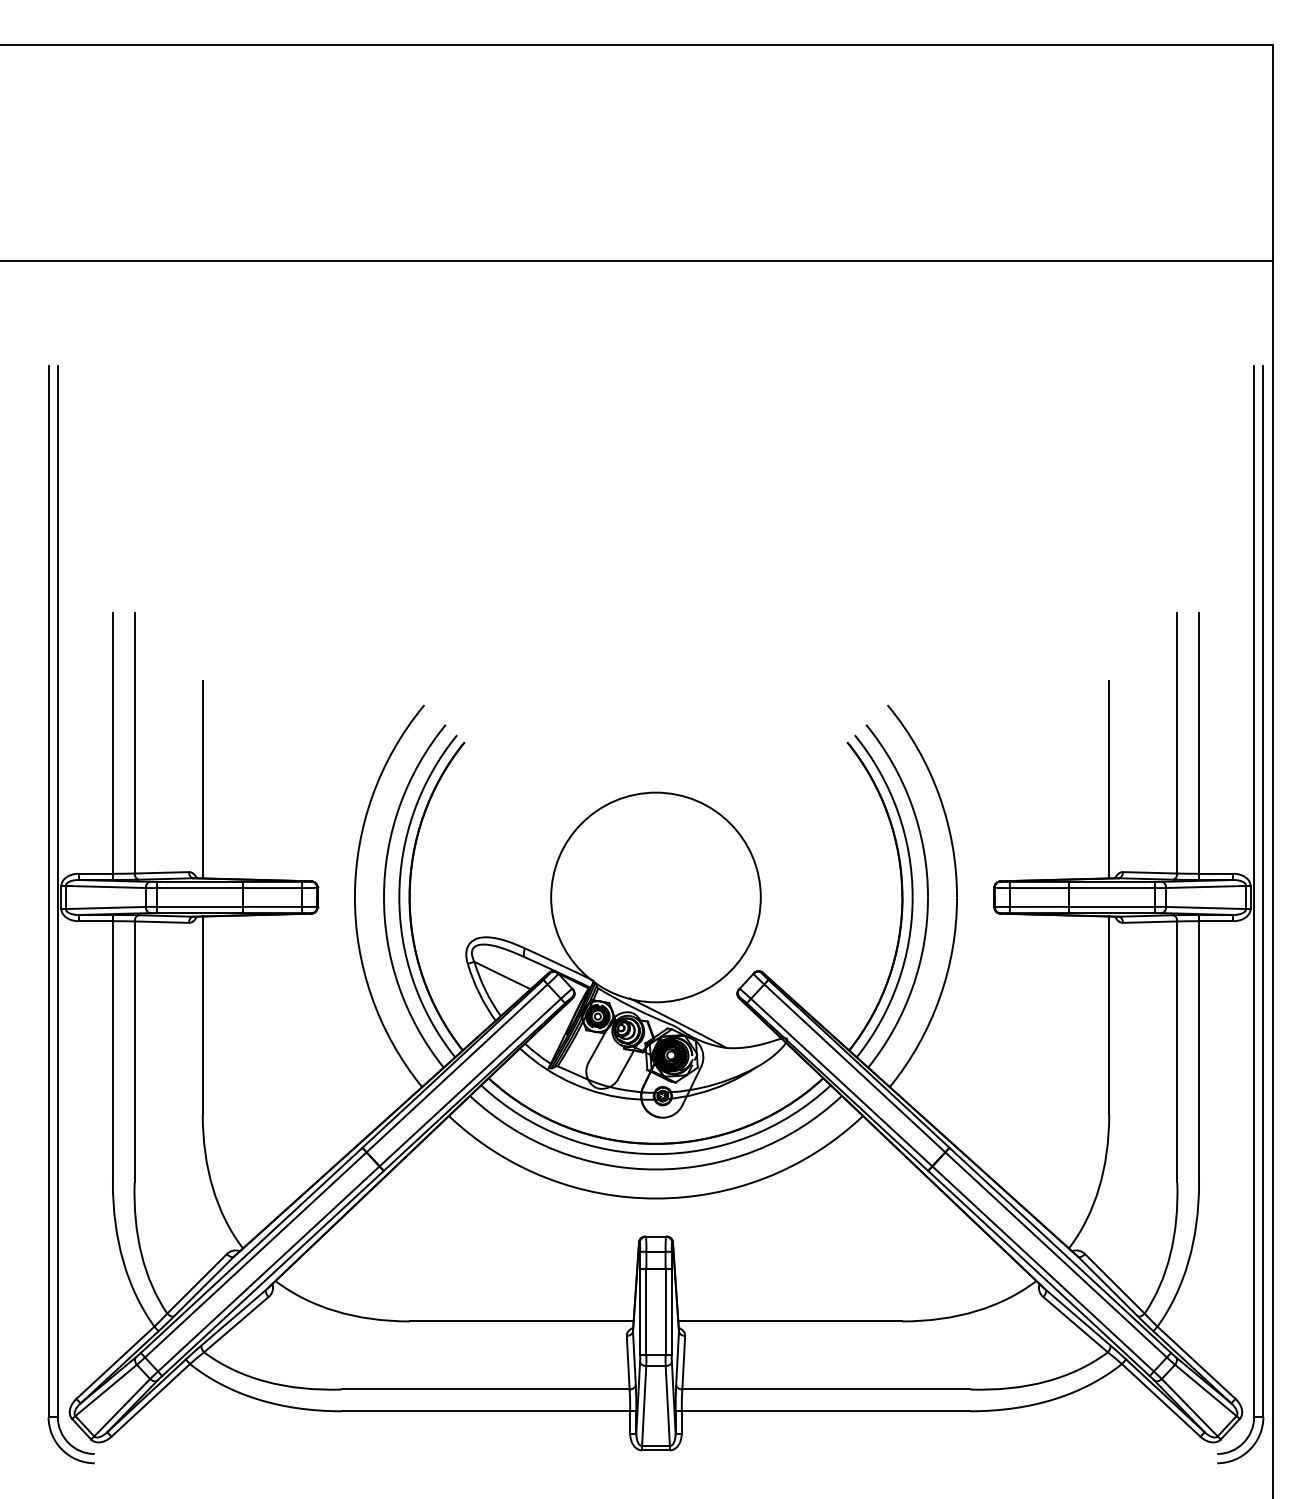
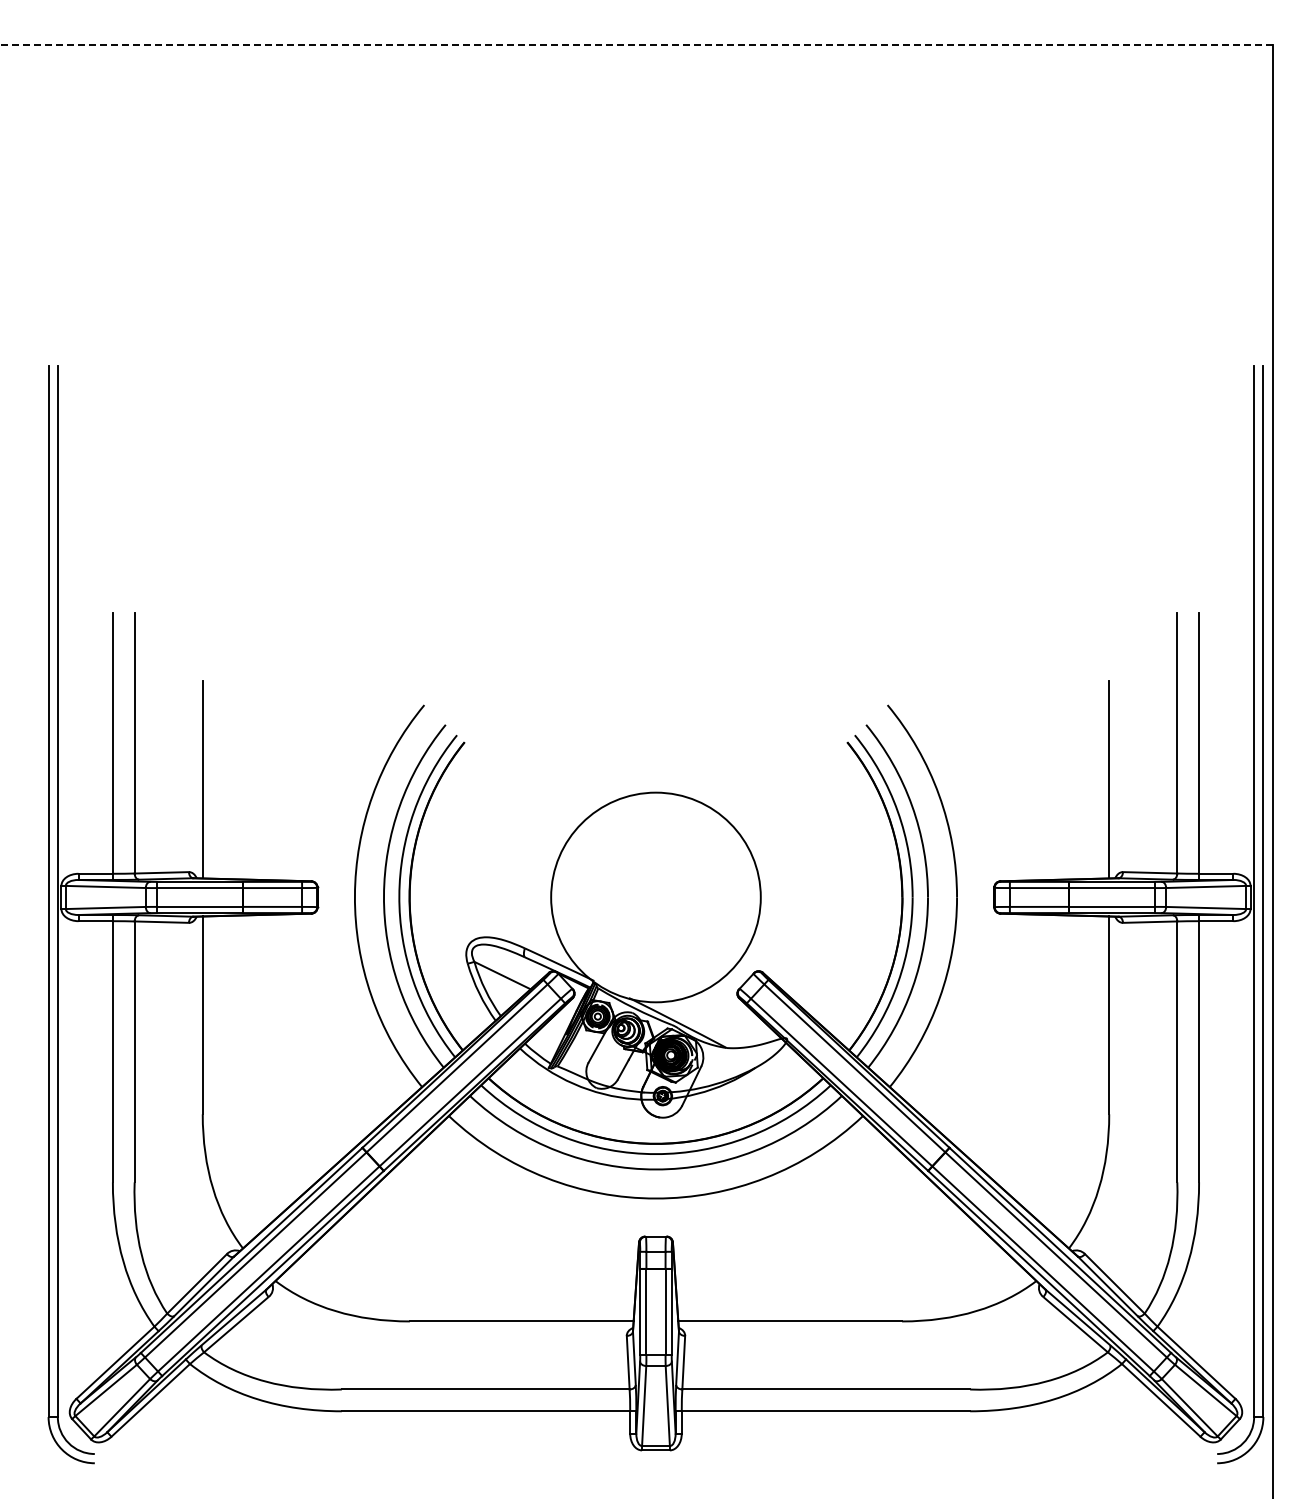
line: solid -> dashed (636, 44)
line: present -> none (637, 260)
